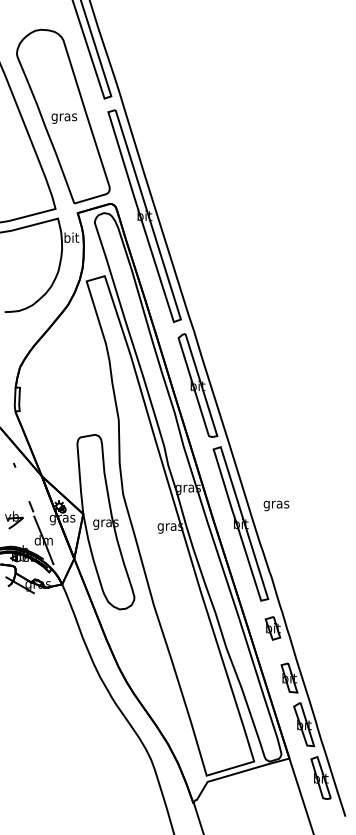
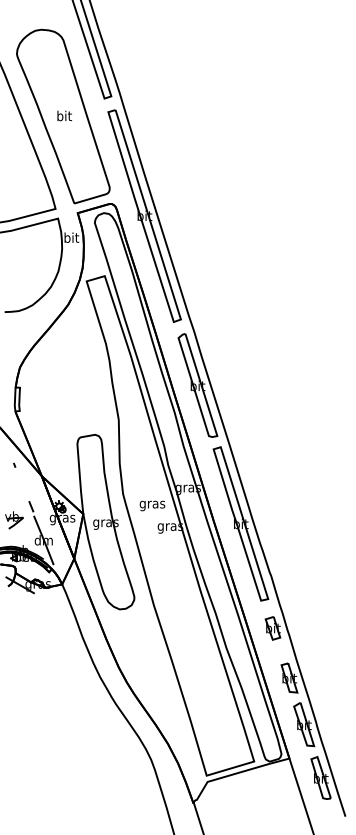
text: gras -> bit (64, 116)
text position: (276, 505) -> (152, 505) (152, 505)
